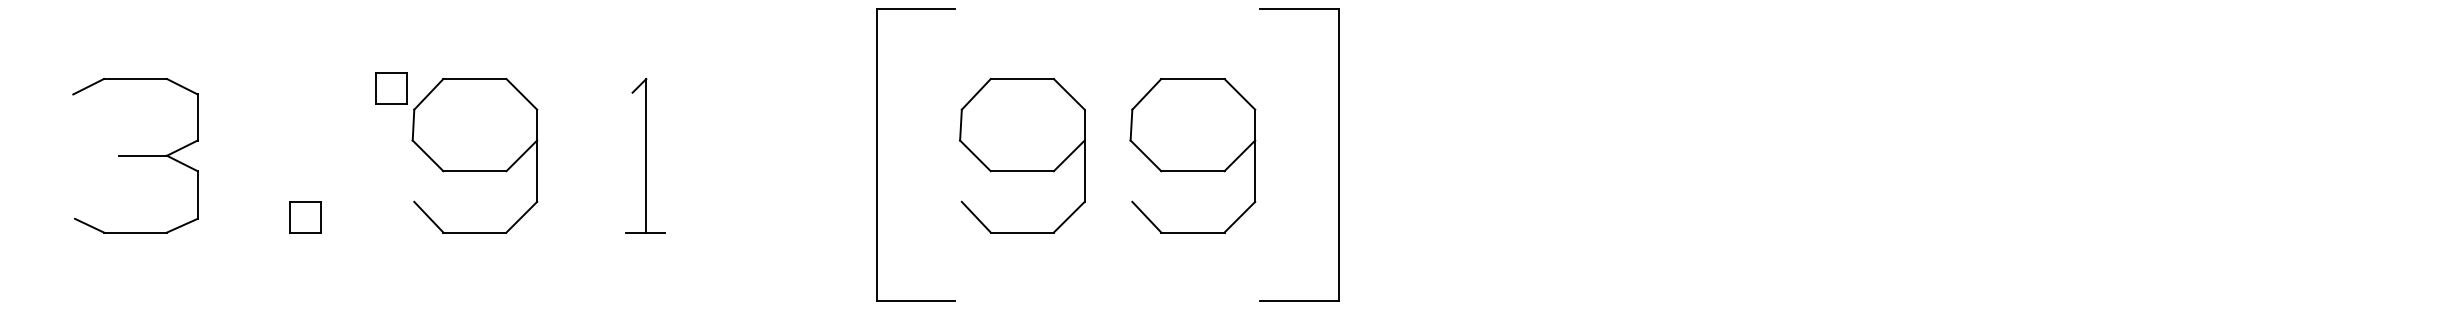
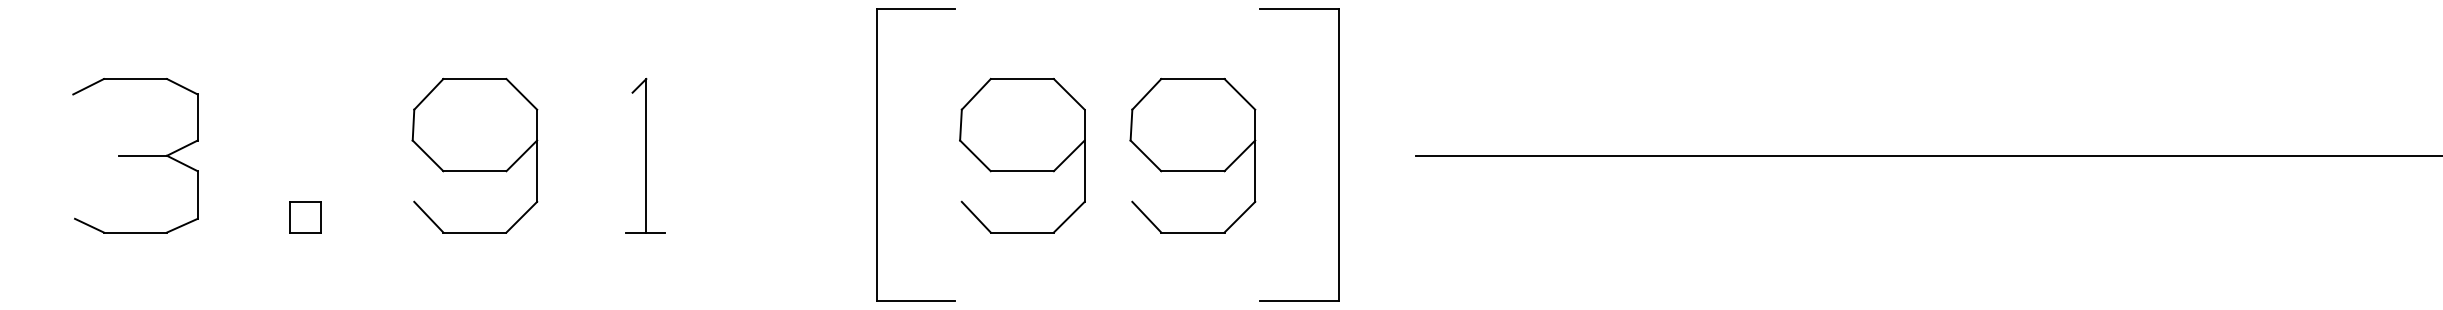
part: present -> none (391, 88)
line: none -> present (1927, 155)
